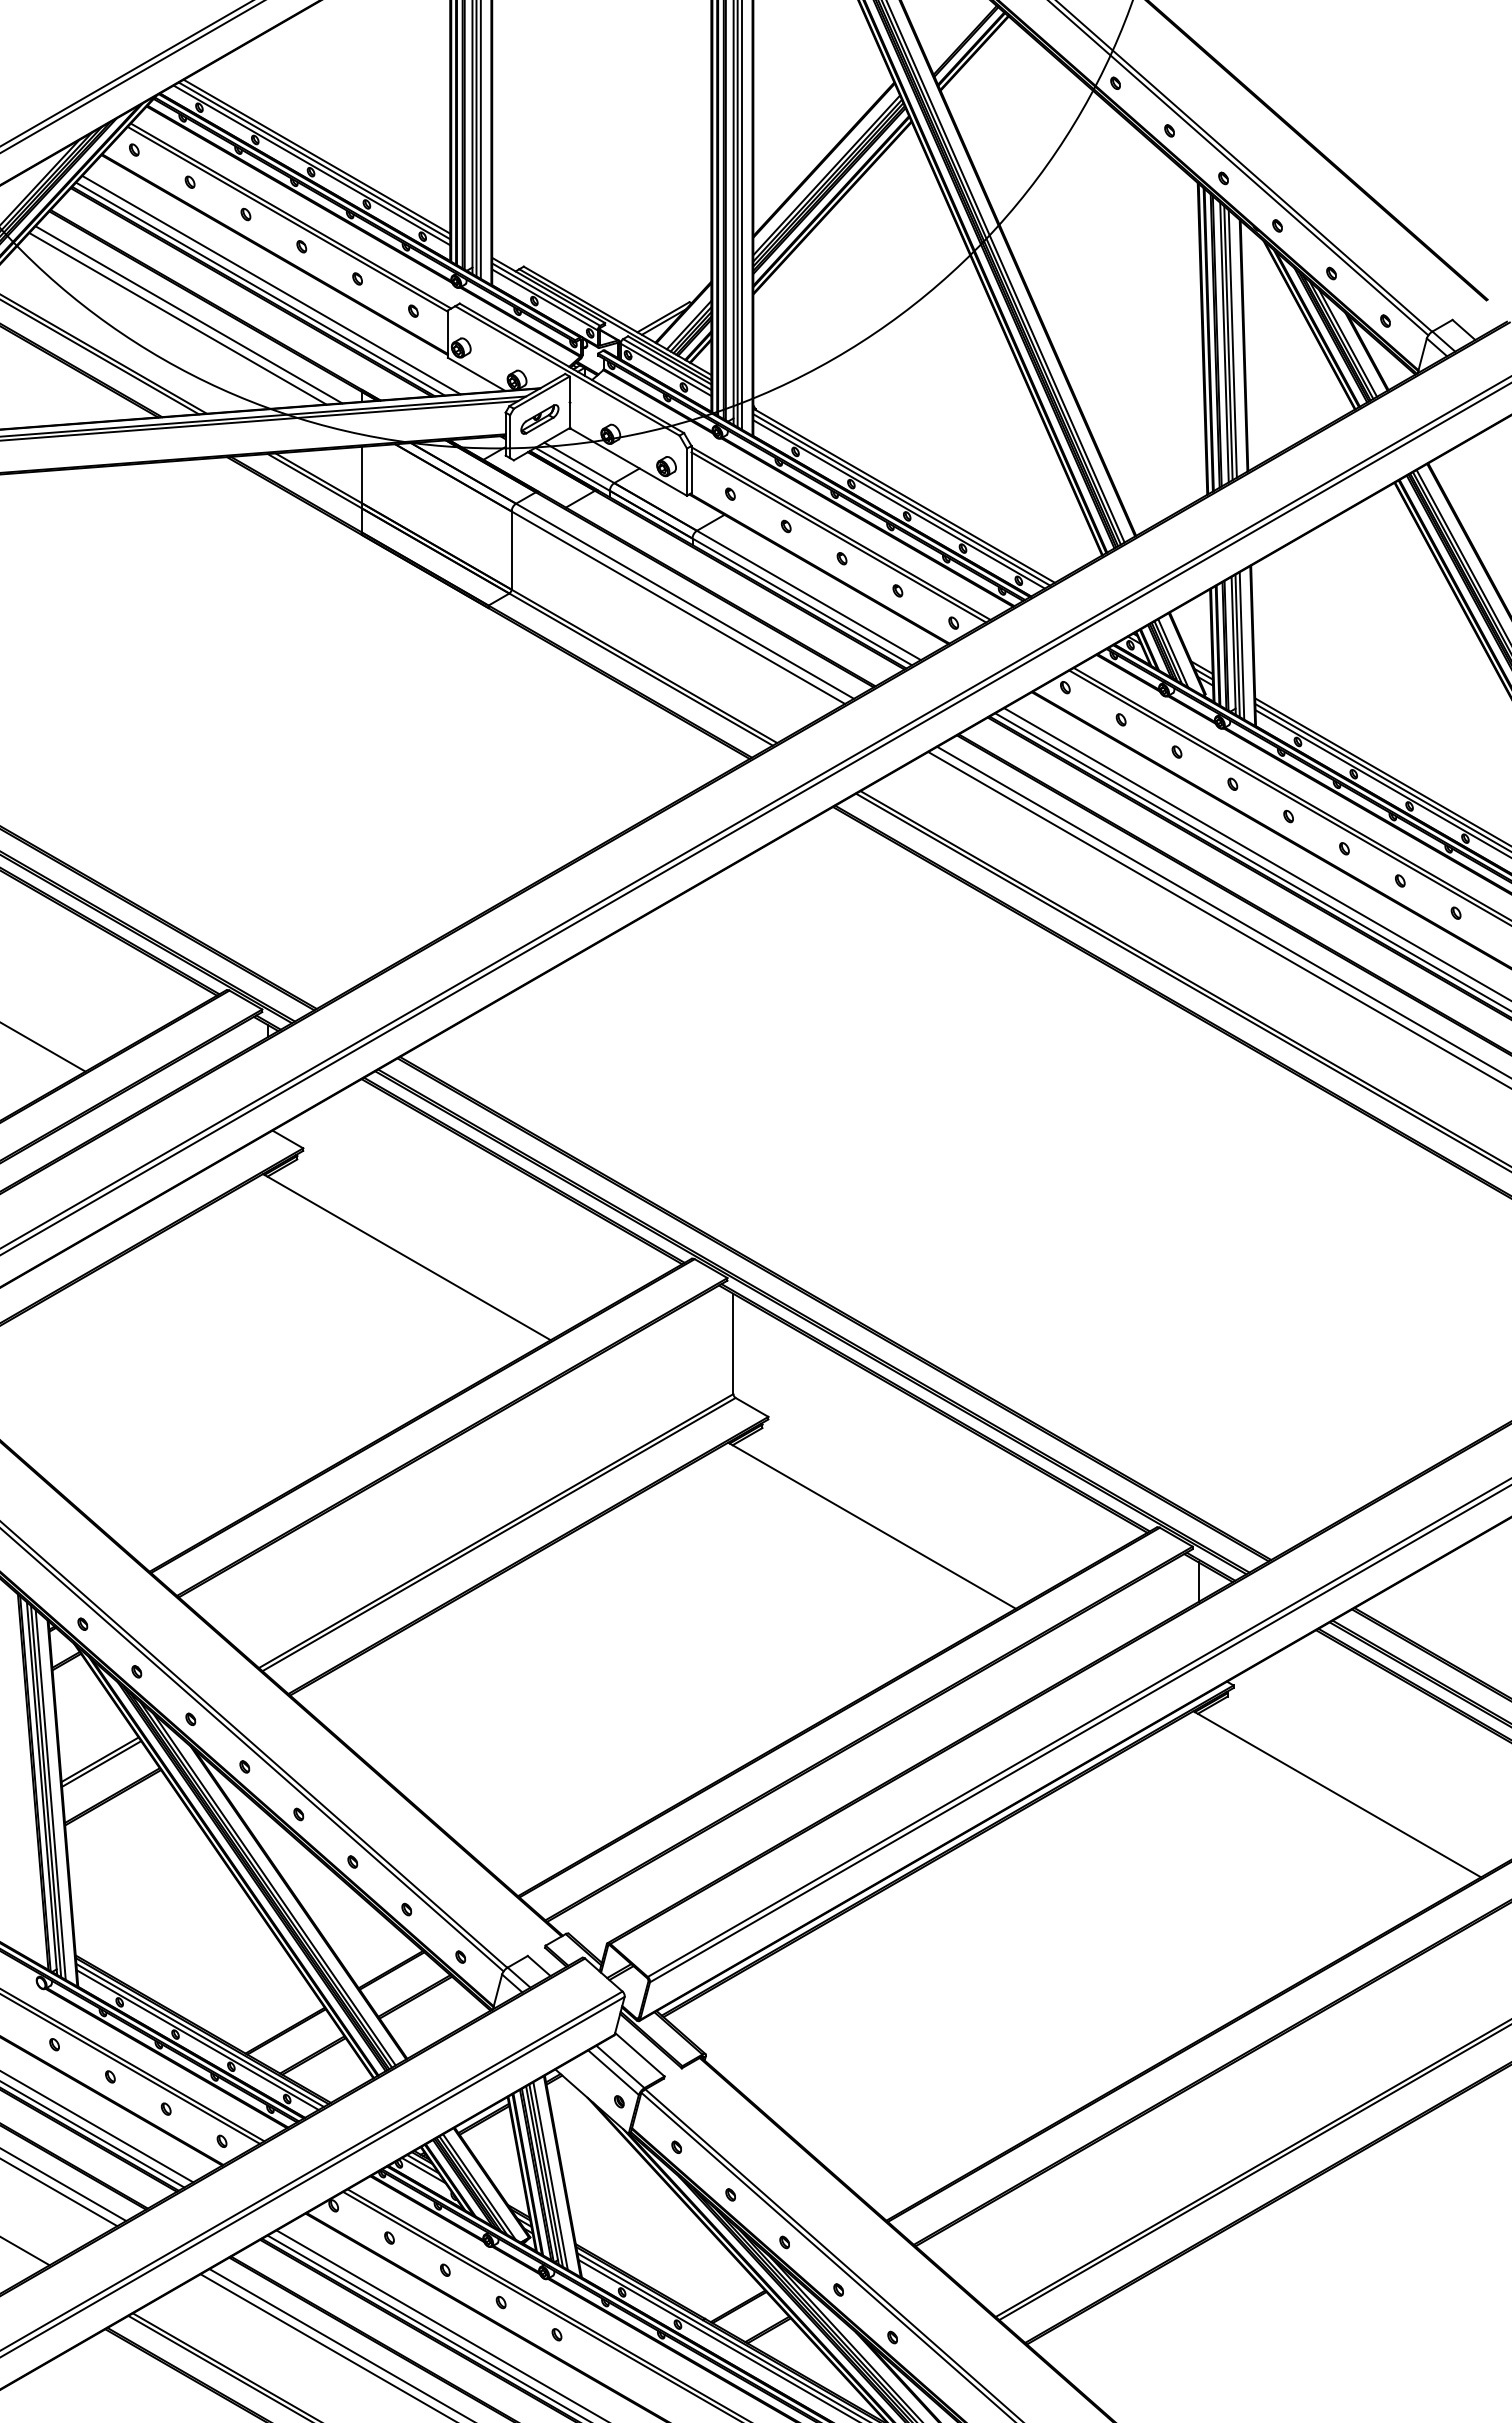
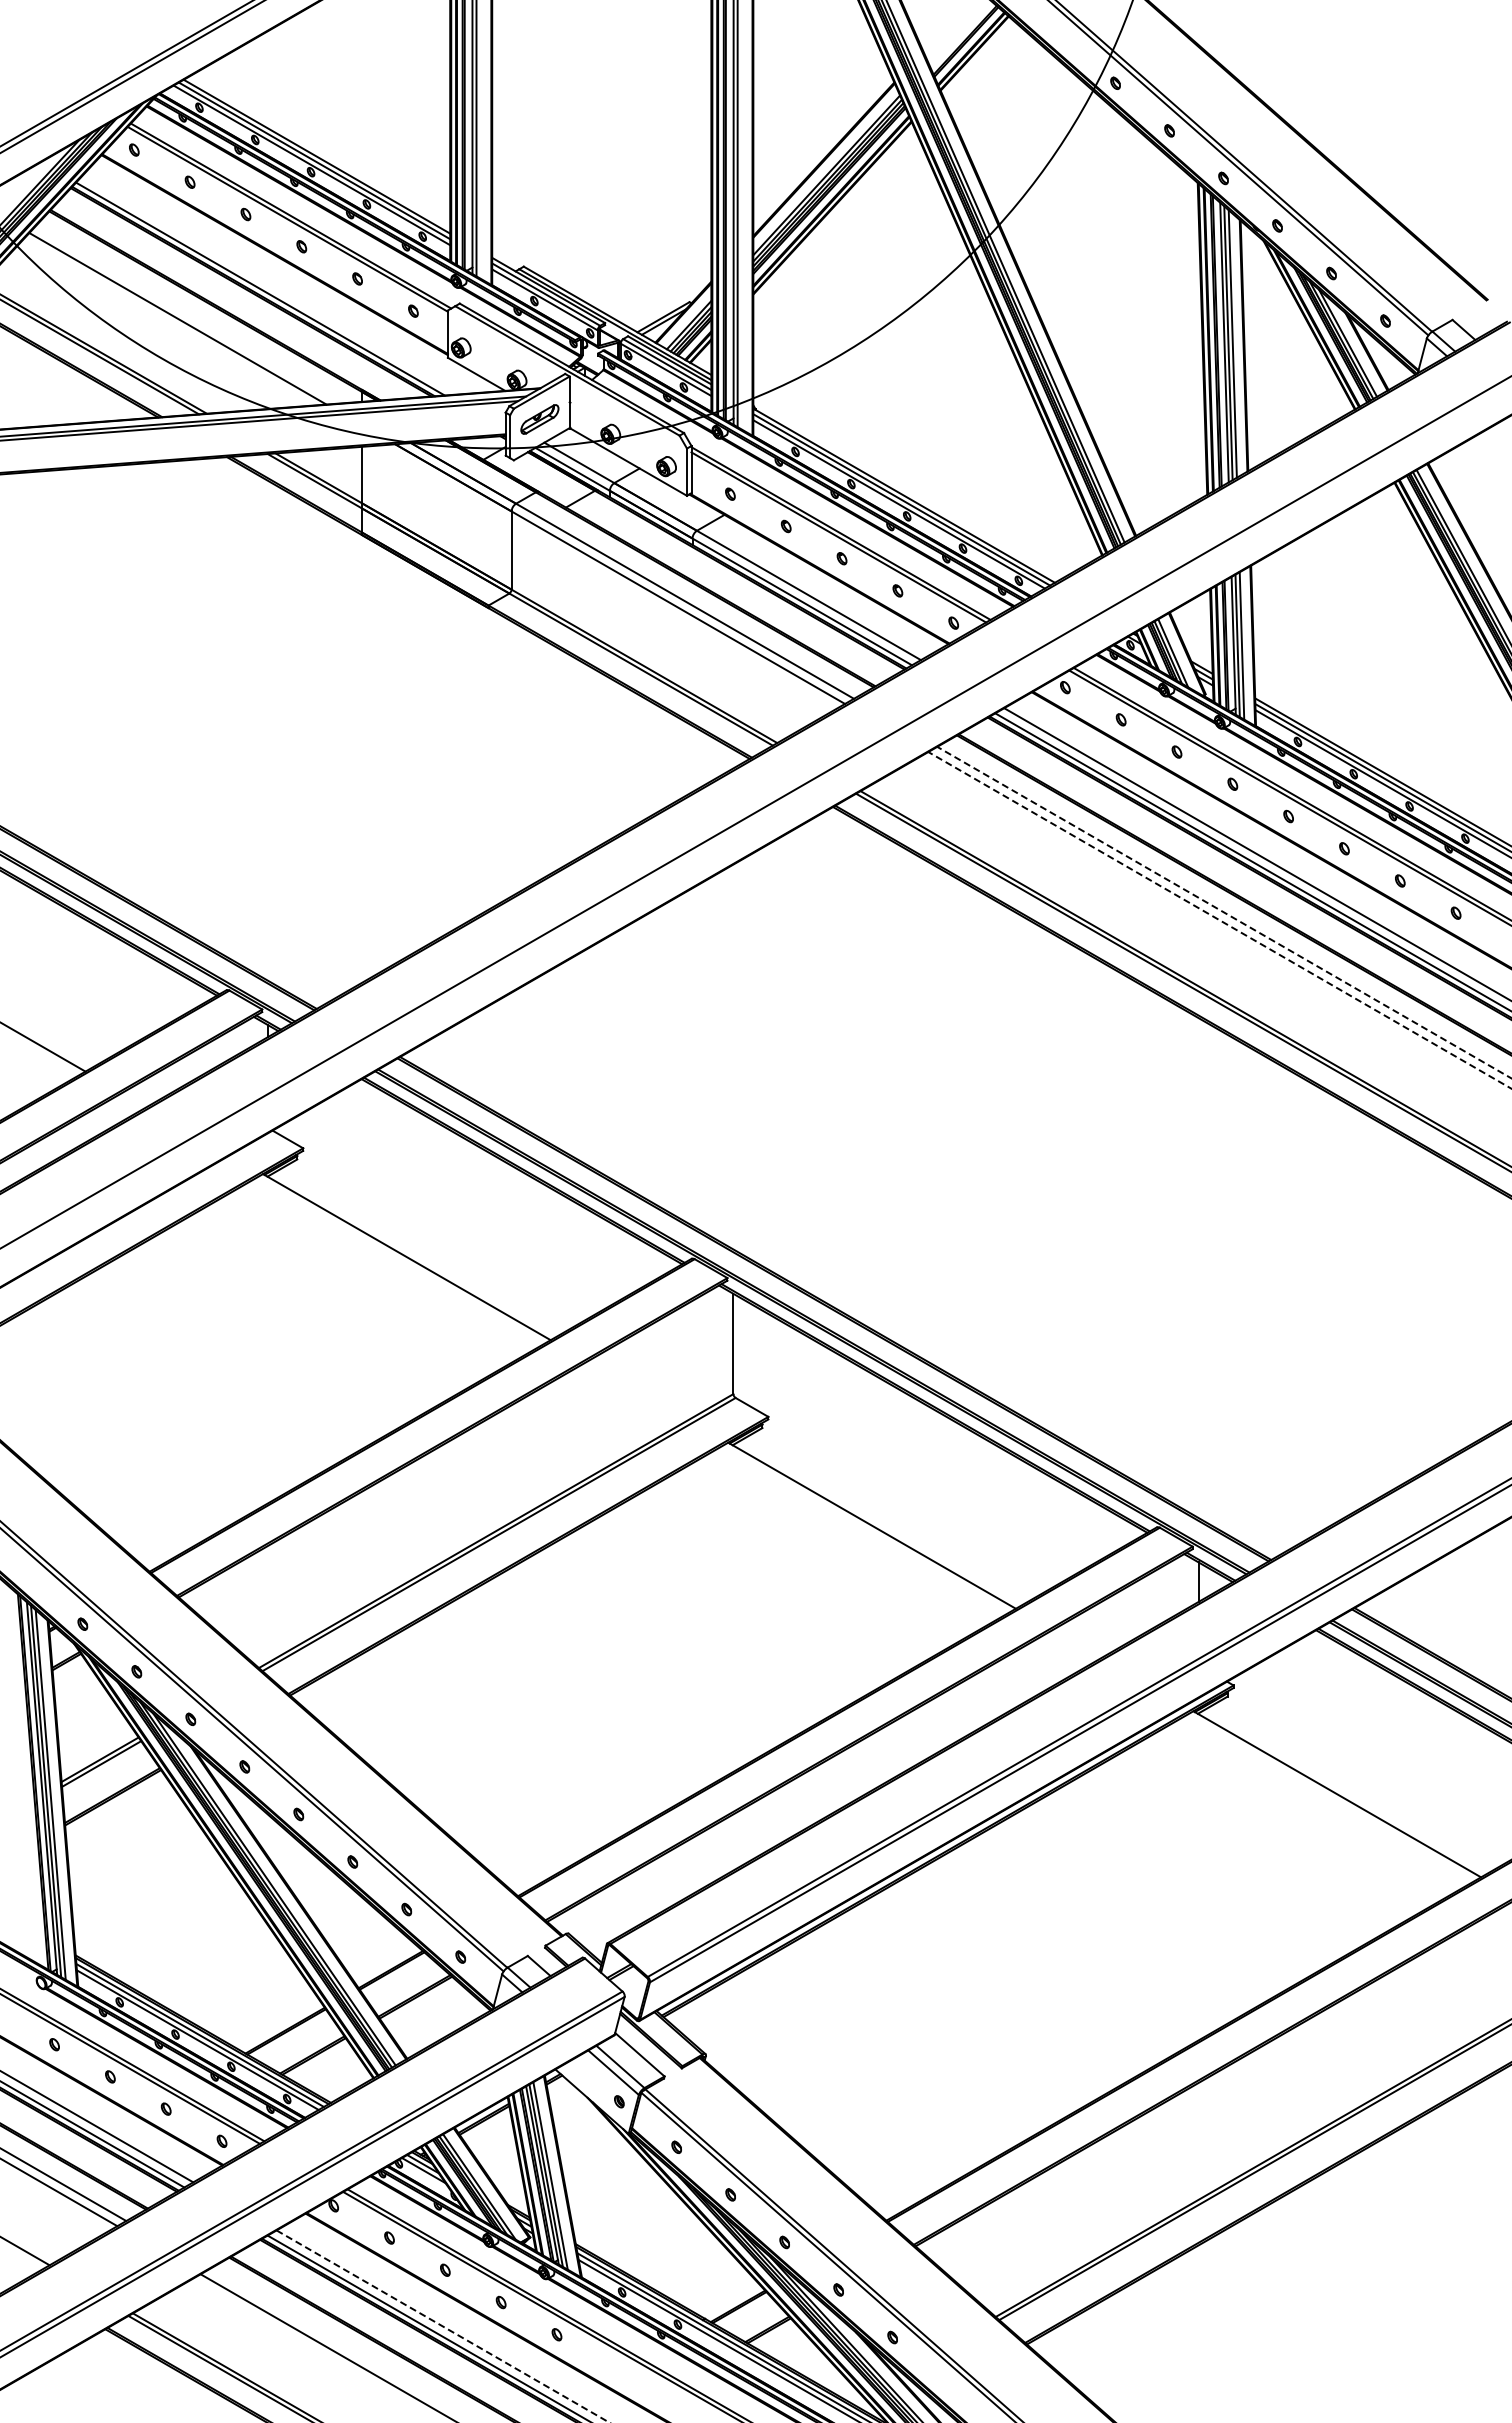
line: present -> none (480, 140)
line: present -> none (741, 215)
line: present -> none (271, 284)
line: present -> none (188, 314)
line: present -> none (755, 819)
line: solid -> dashed (1223, 912)
line: solid -> dashed (1219, 920)
line: solid -> dashed (443, 2326)
line: present -> none (339, 2344)
